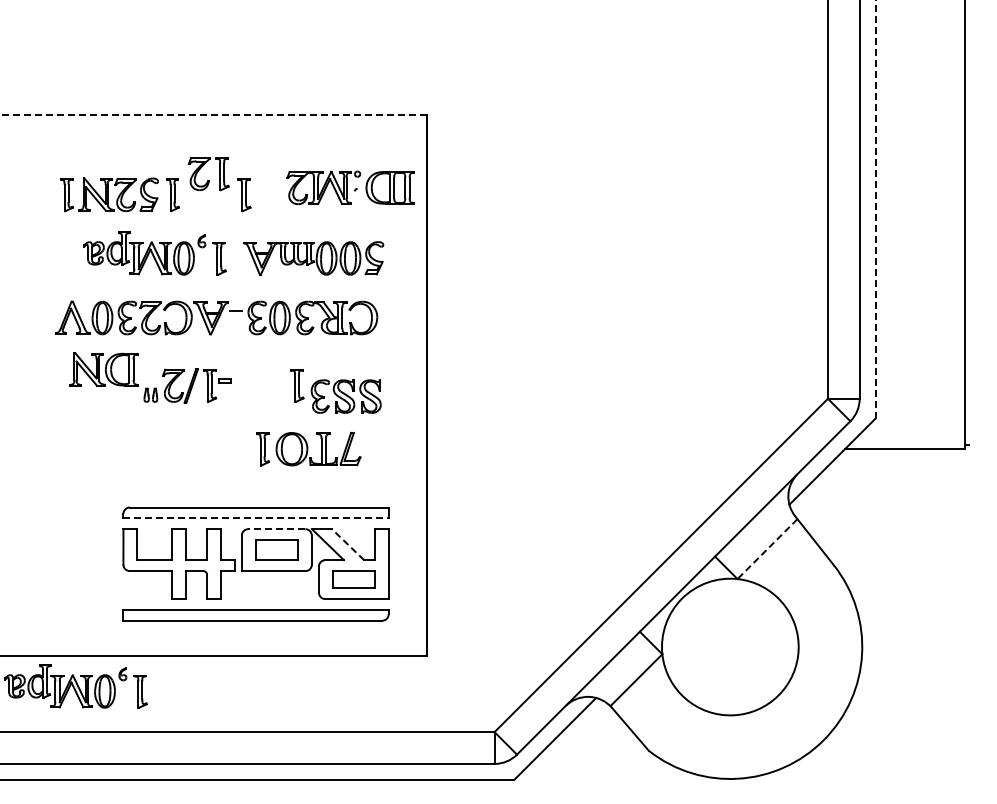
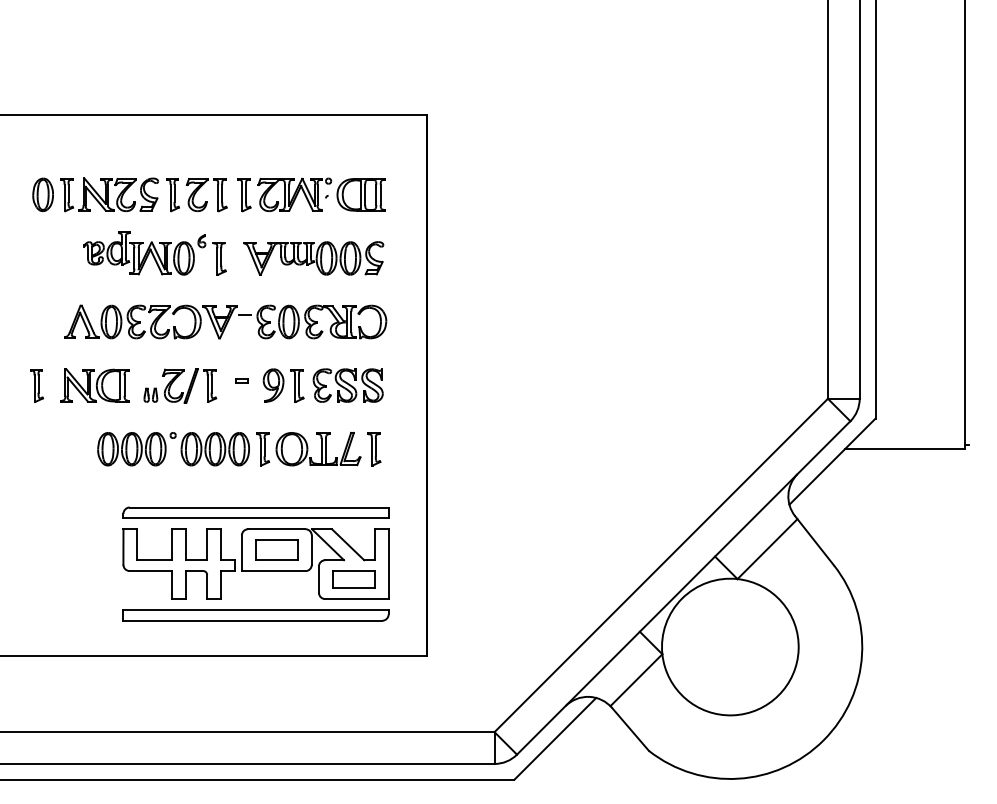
line: dashed -> solid (213, 115)
part position: (208, 174) -> (206, 195) (206, 195)
part position: (350, 187) -> (321, 194) (321, 194)
part: none -> present (42, 194)
line: dashed -> solid (875, 209)
part position: (216, 317) -> (225, 321) (225, 321)
part position: (103, 369) -> (94, 385) (94, 385)
part position: (224, 380) -> (241, 380) (241, 380)
part: none -> present (36, 385)
part: none -> present (273, 385)
part position: (345, 396) -> (347, 385) (347, 385)
part: none -> present (166, 449)
part: none -> present (374, 449)
line: dashed -> solid (256, 518)
line: dashed -> solid (276, 529)
line: dashed -> solid (347, 544)
line: dashed -> solid (767, 549)
part: present -> none (75, 686)
